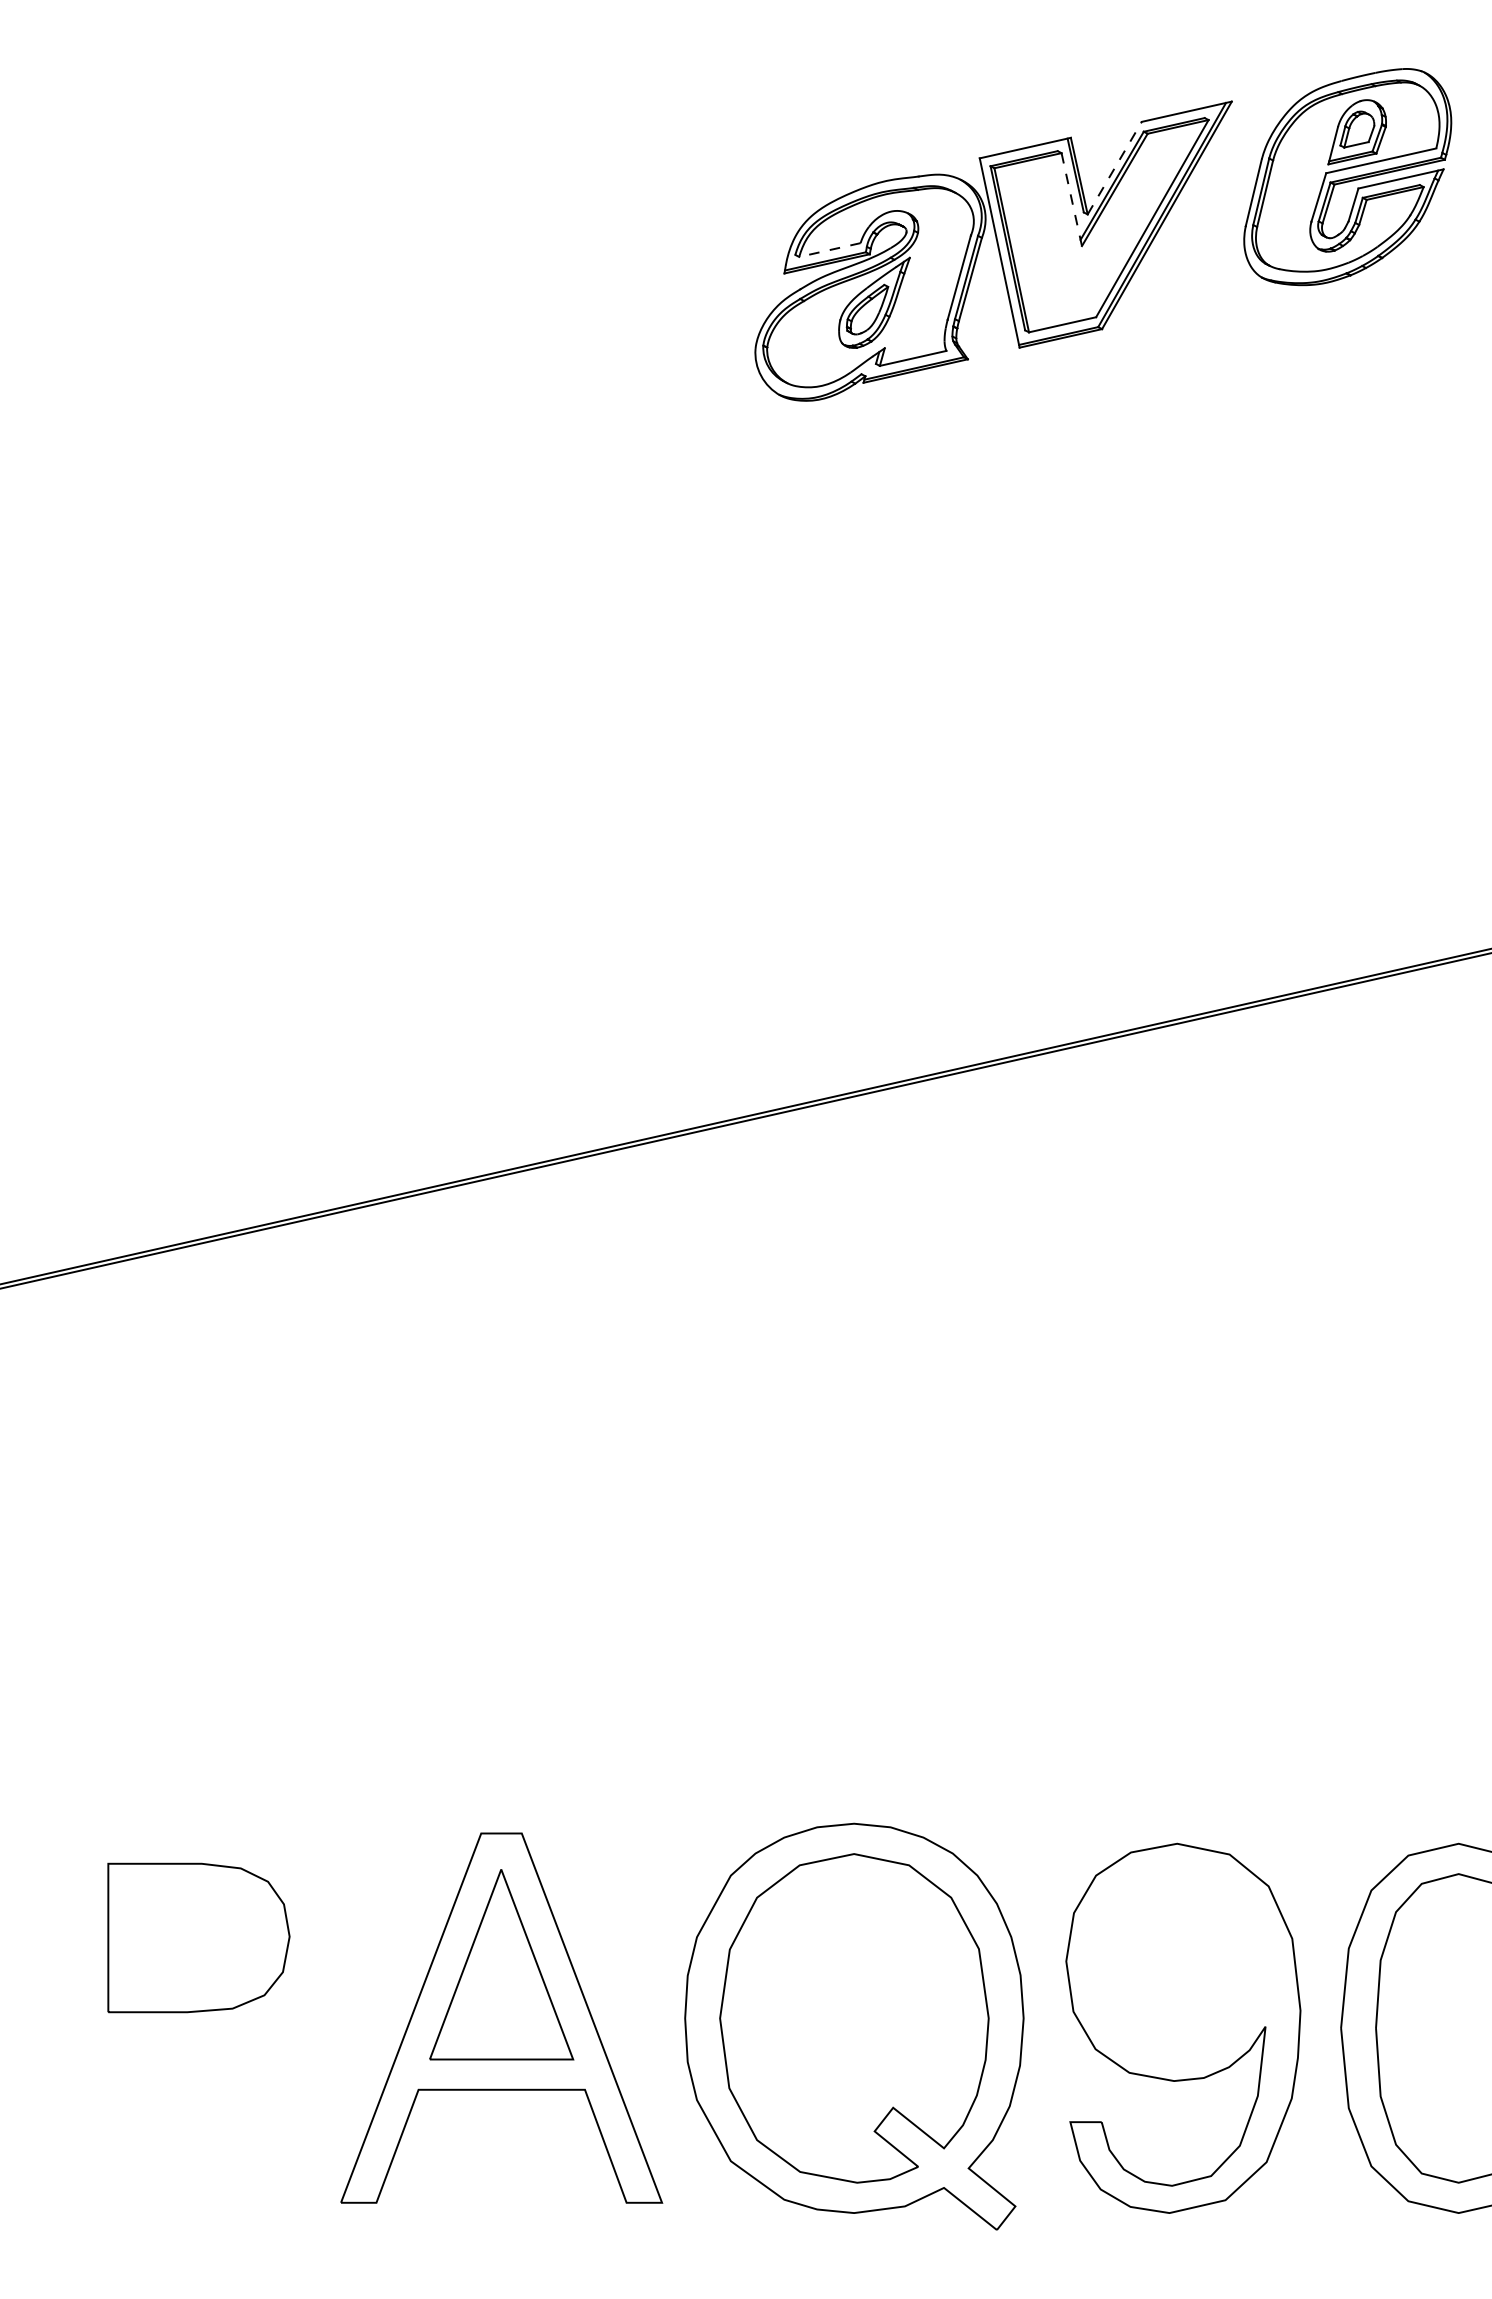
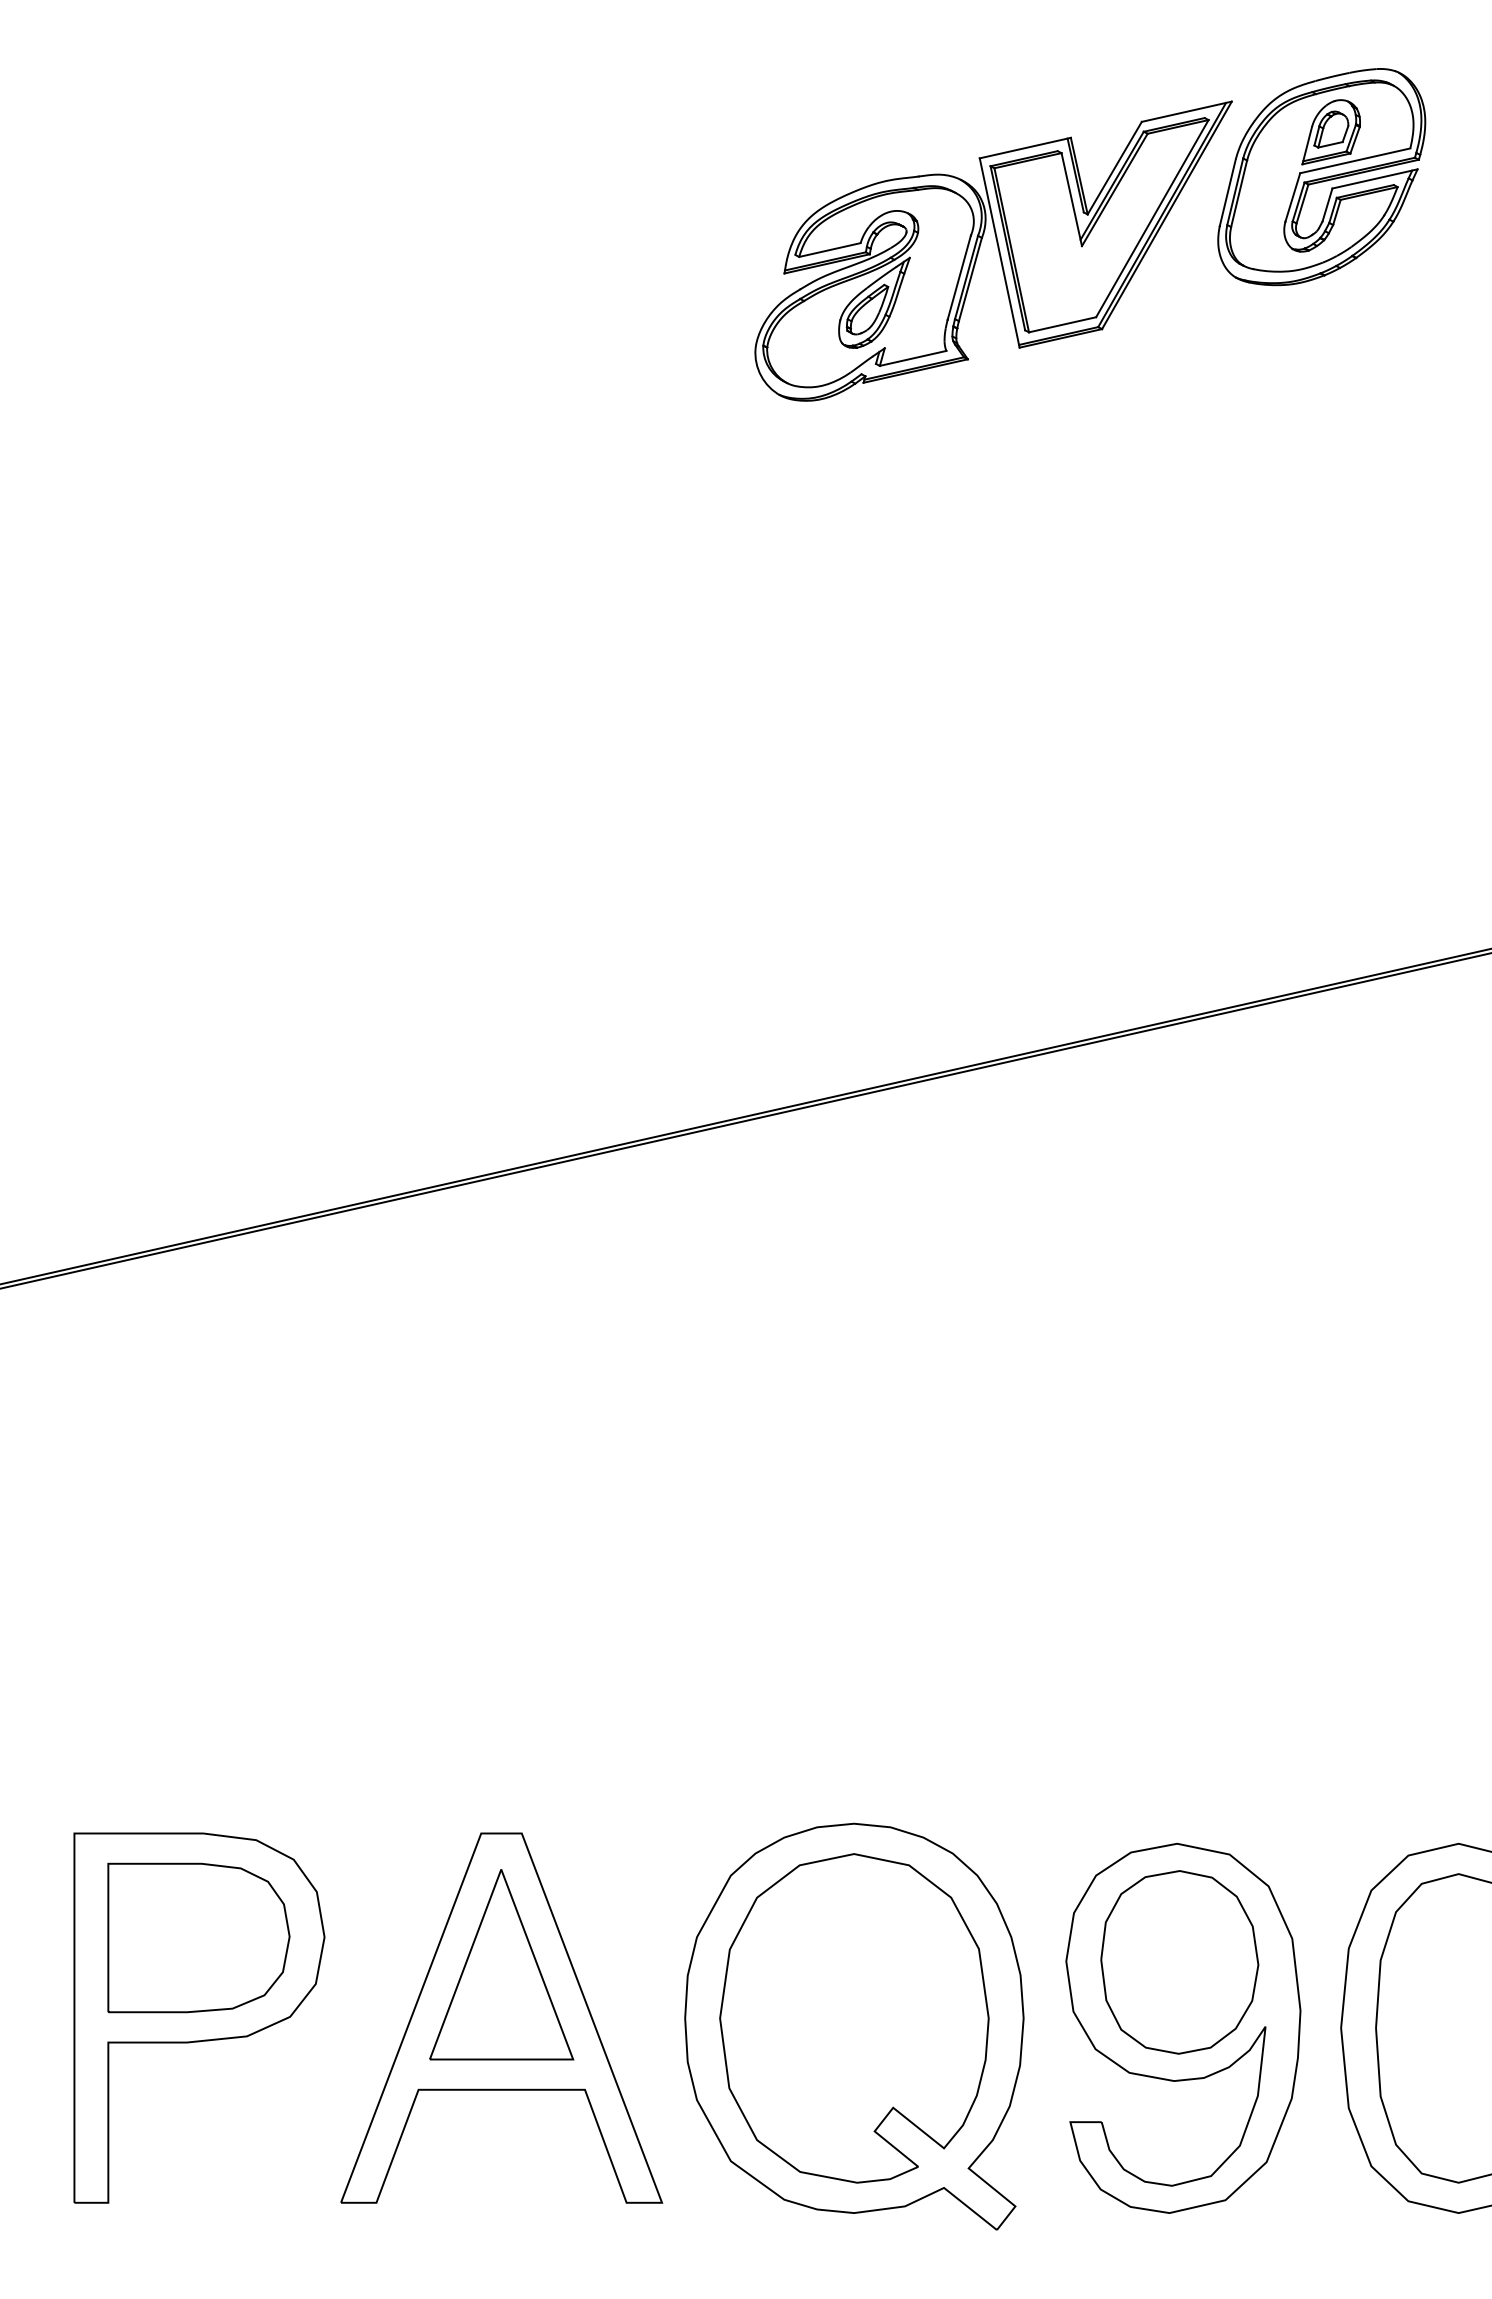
line: dashed -> solid (1114, 168)
part position: (1347, 177) -> (1321, 177) (1321, 177)
line: dashed -> solid (1071, 199)
line: dashed -> solid (829, 250)
part: none -> present (1179, 1962)
part: none -> present (199, 2017)
